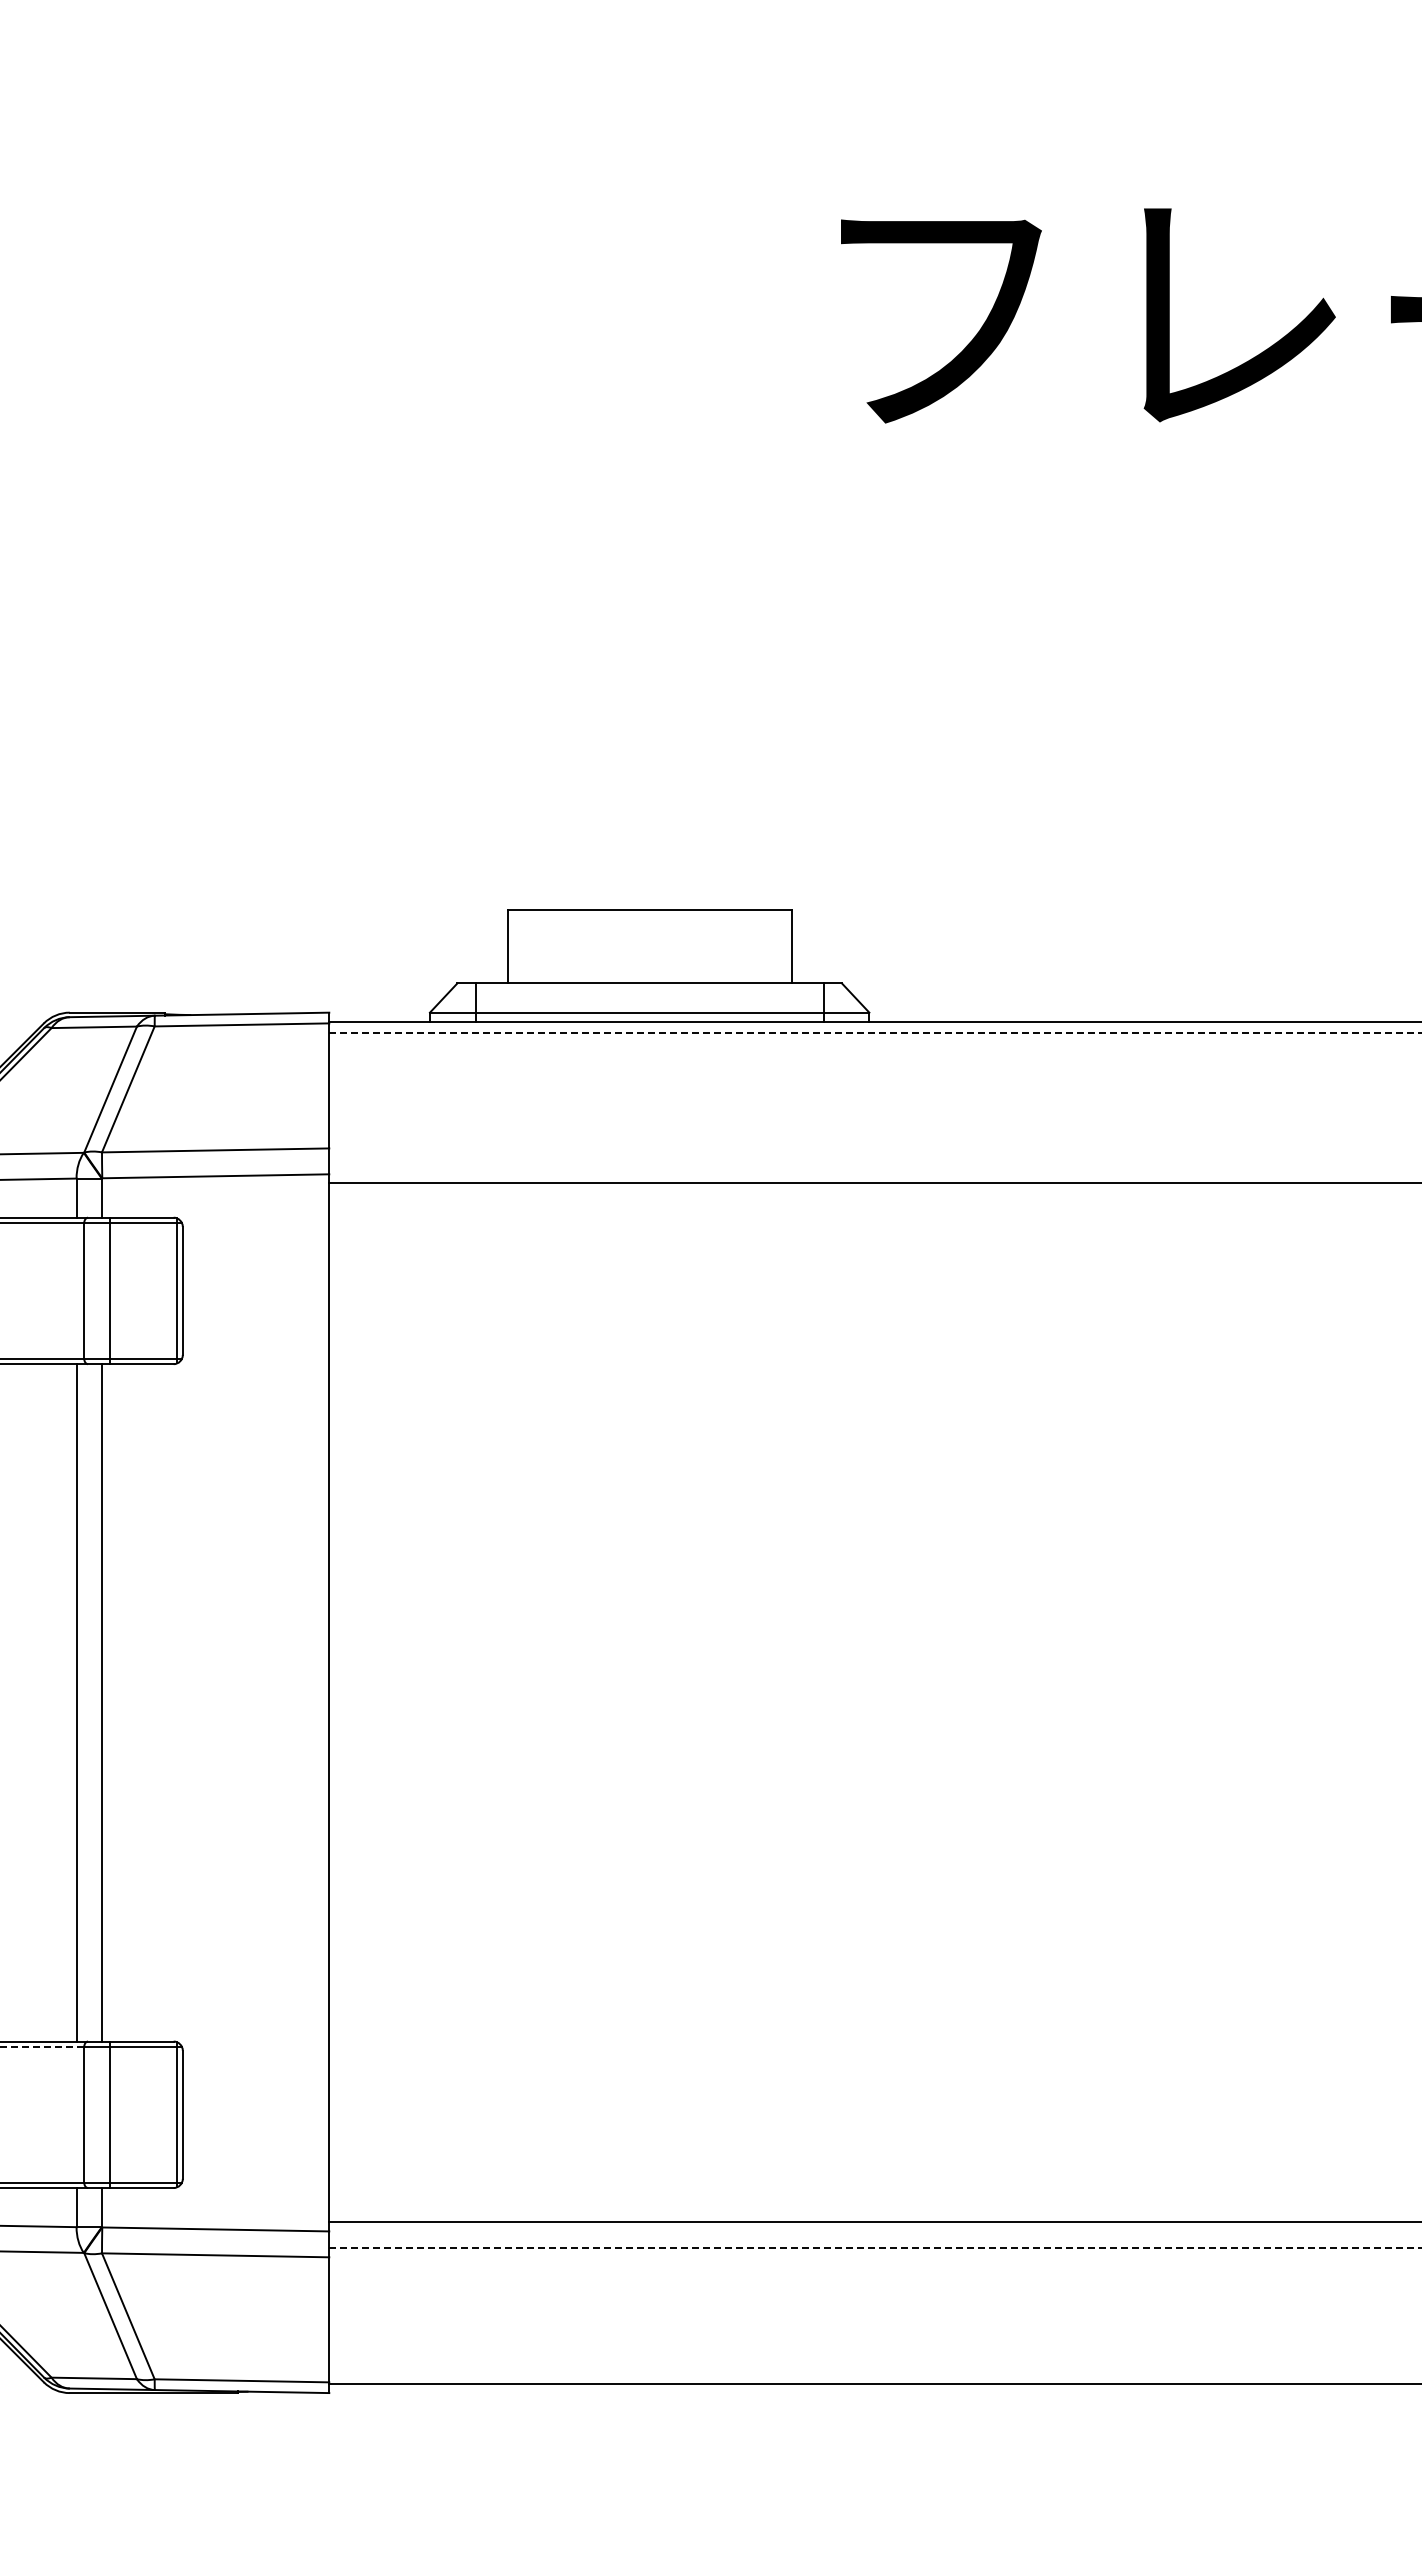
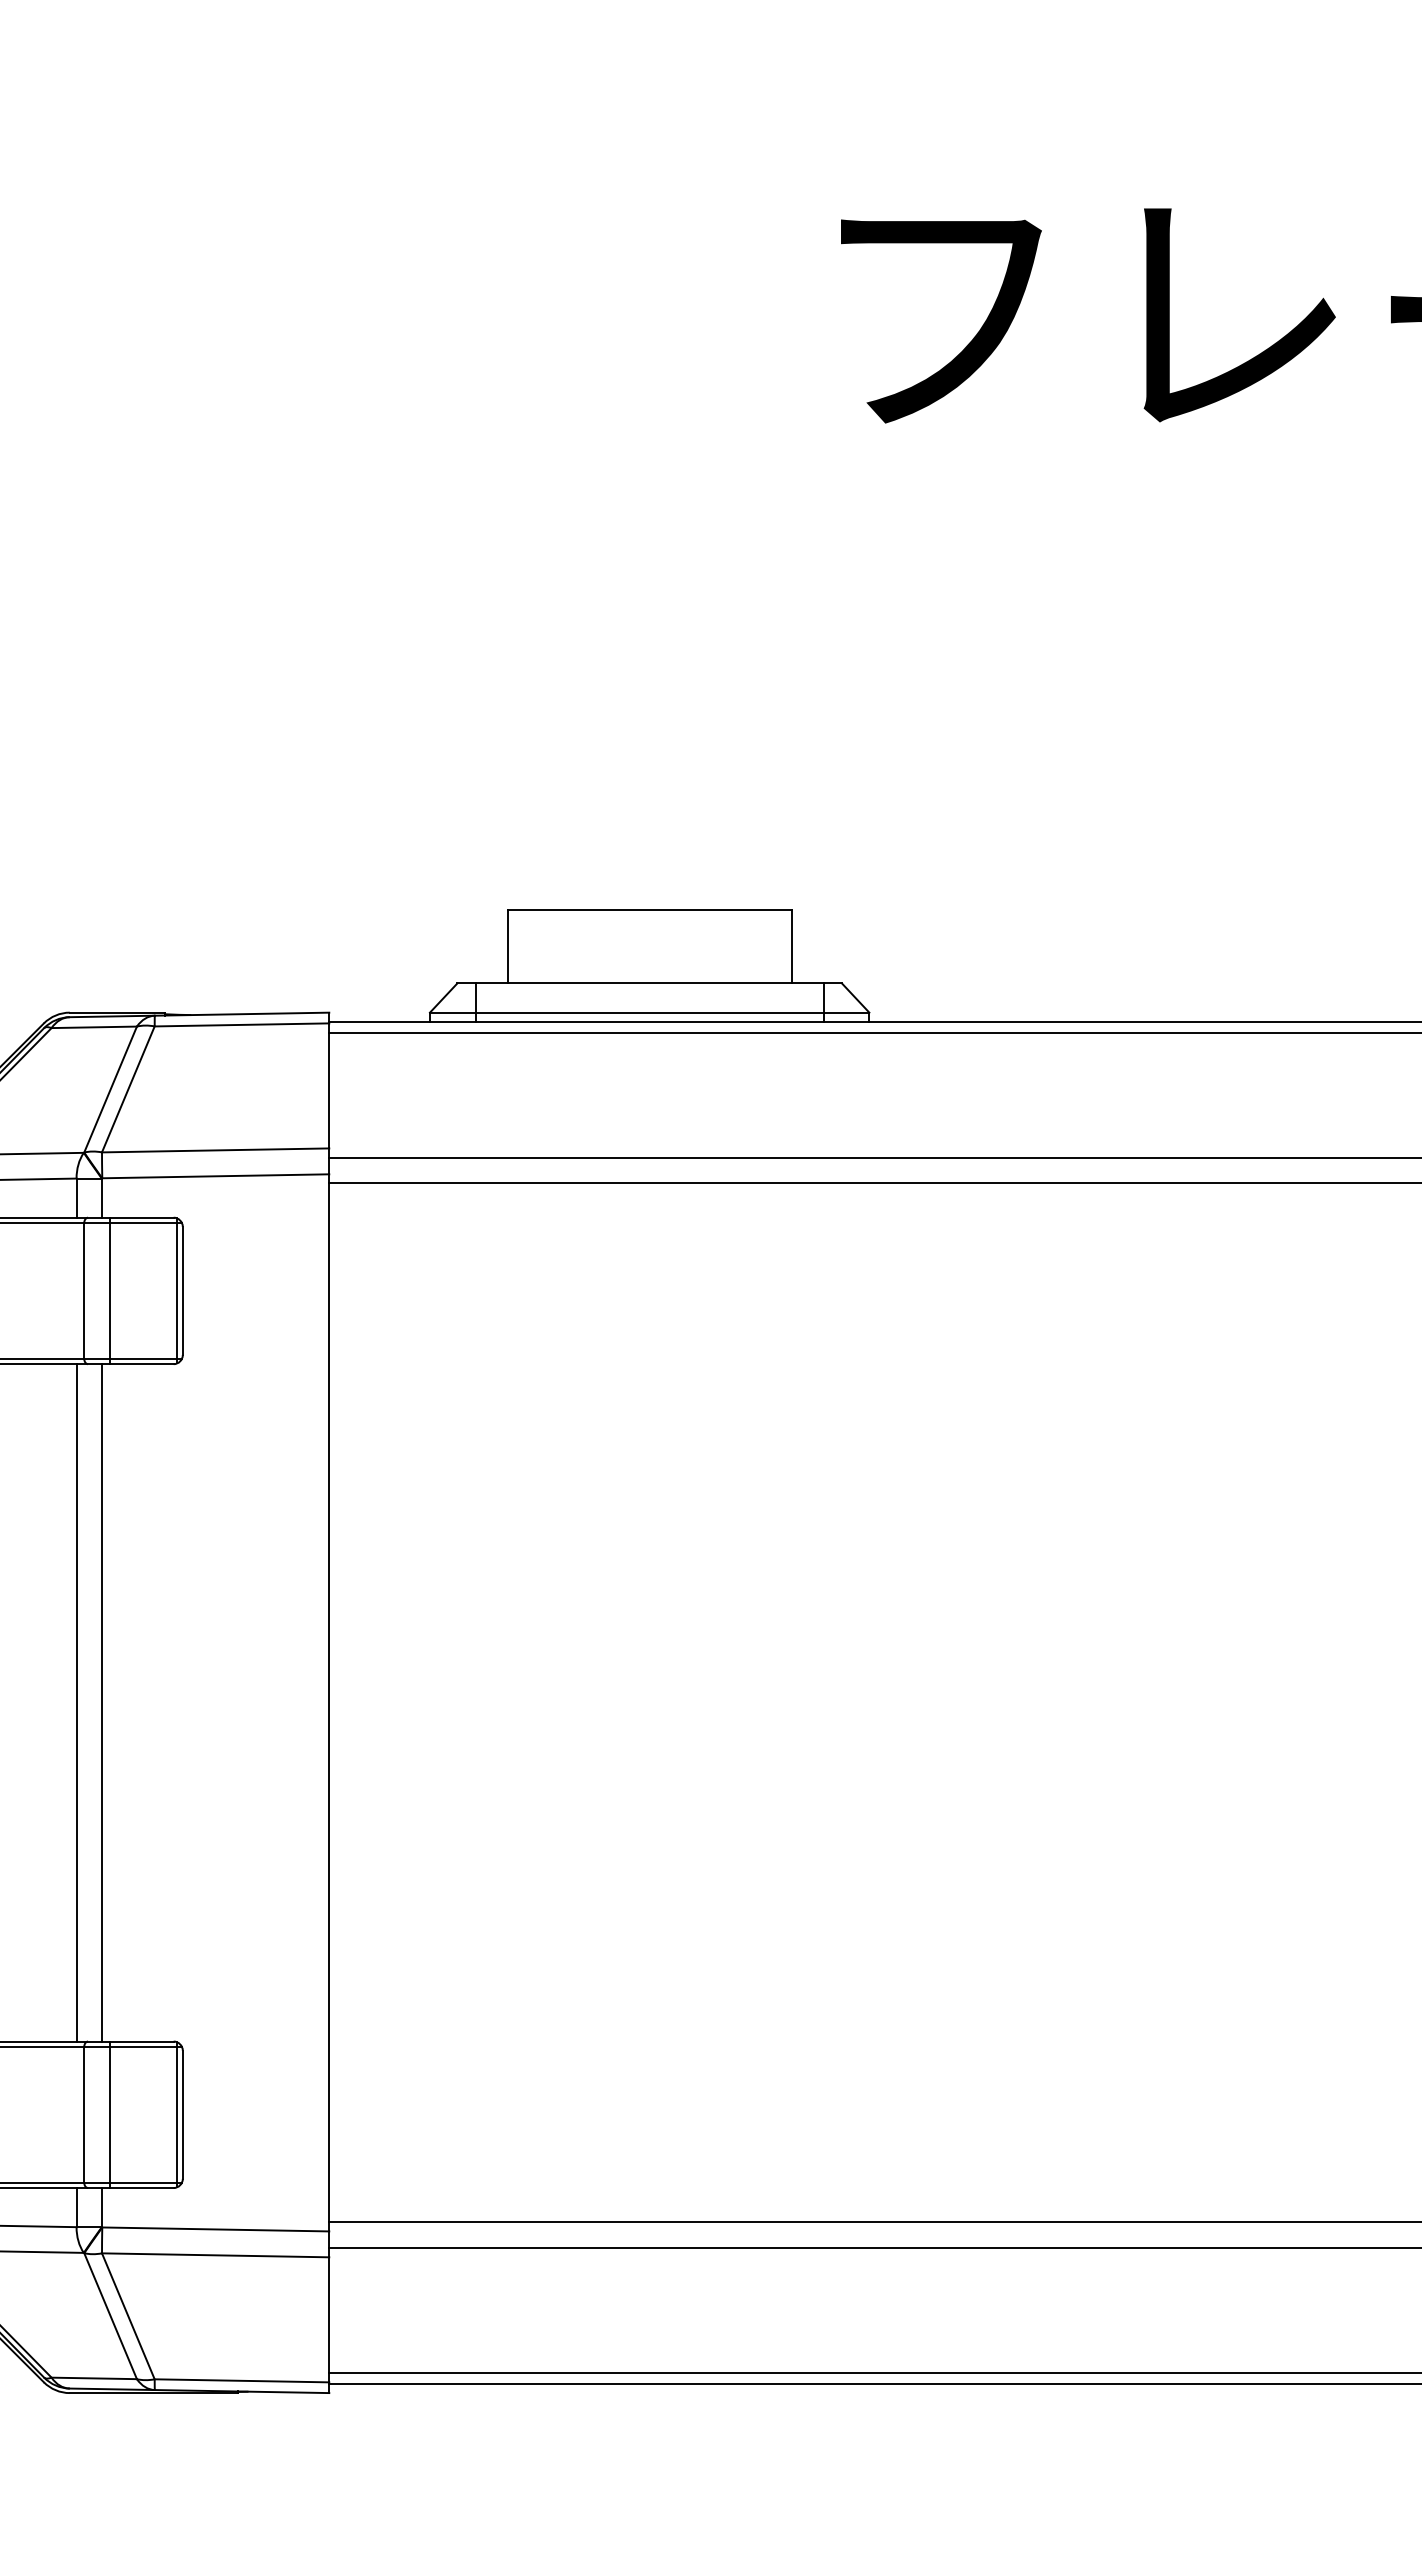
line: dashed -> solid (875, 1032)
line: none -> present (873, 1157)
line: dashed -> solid (42, 2047)
line: dashed -> solid (875, 2248)
line: none -> present (873, 2373)
